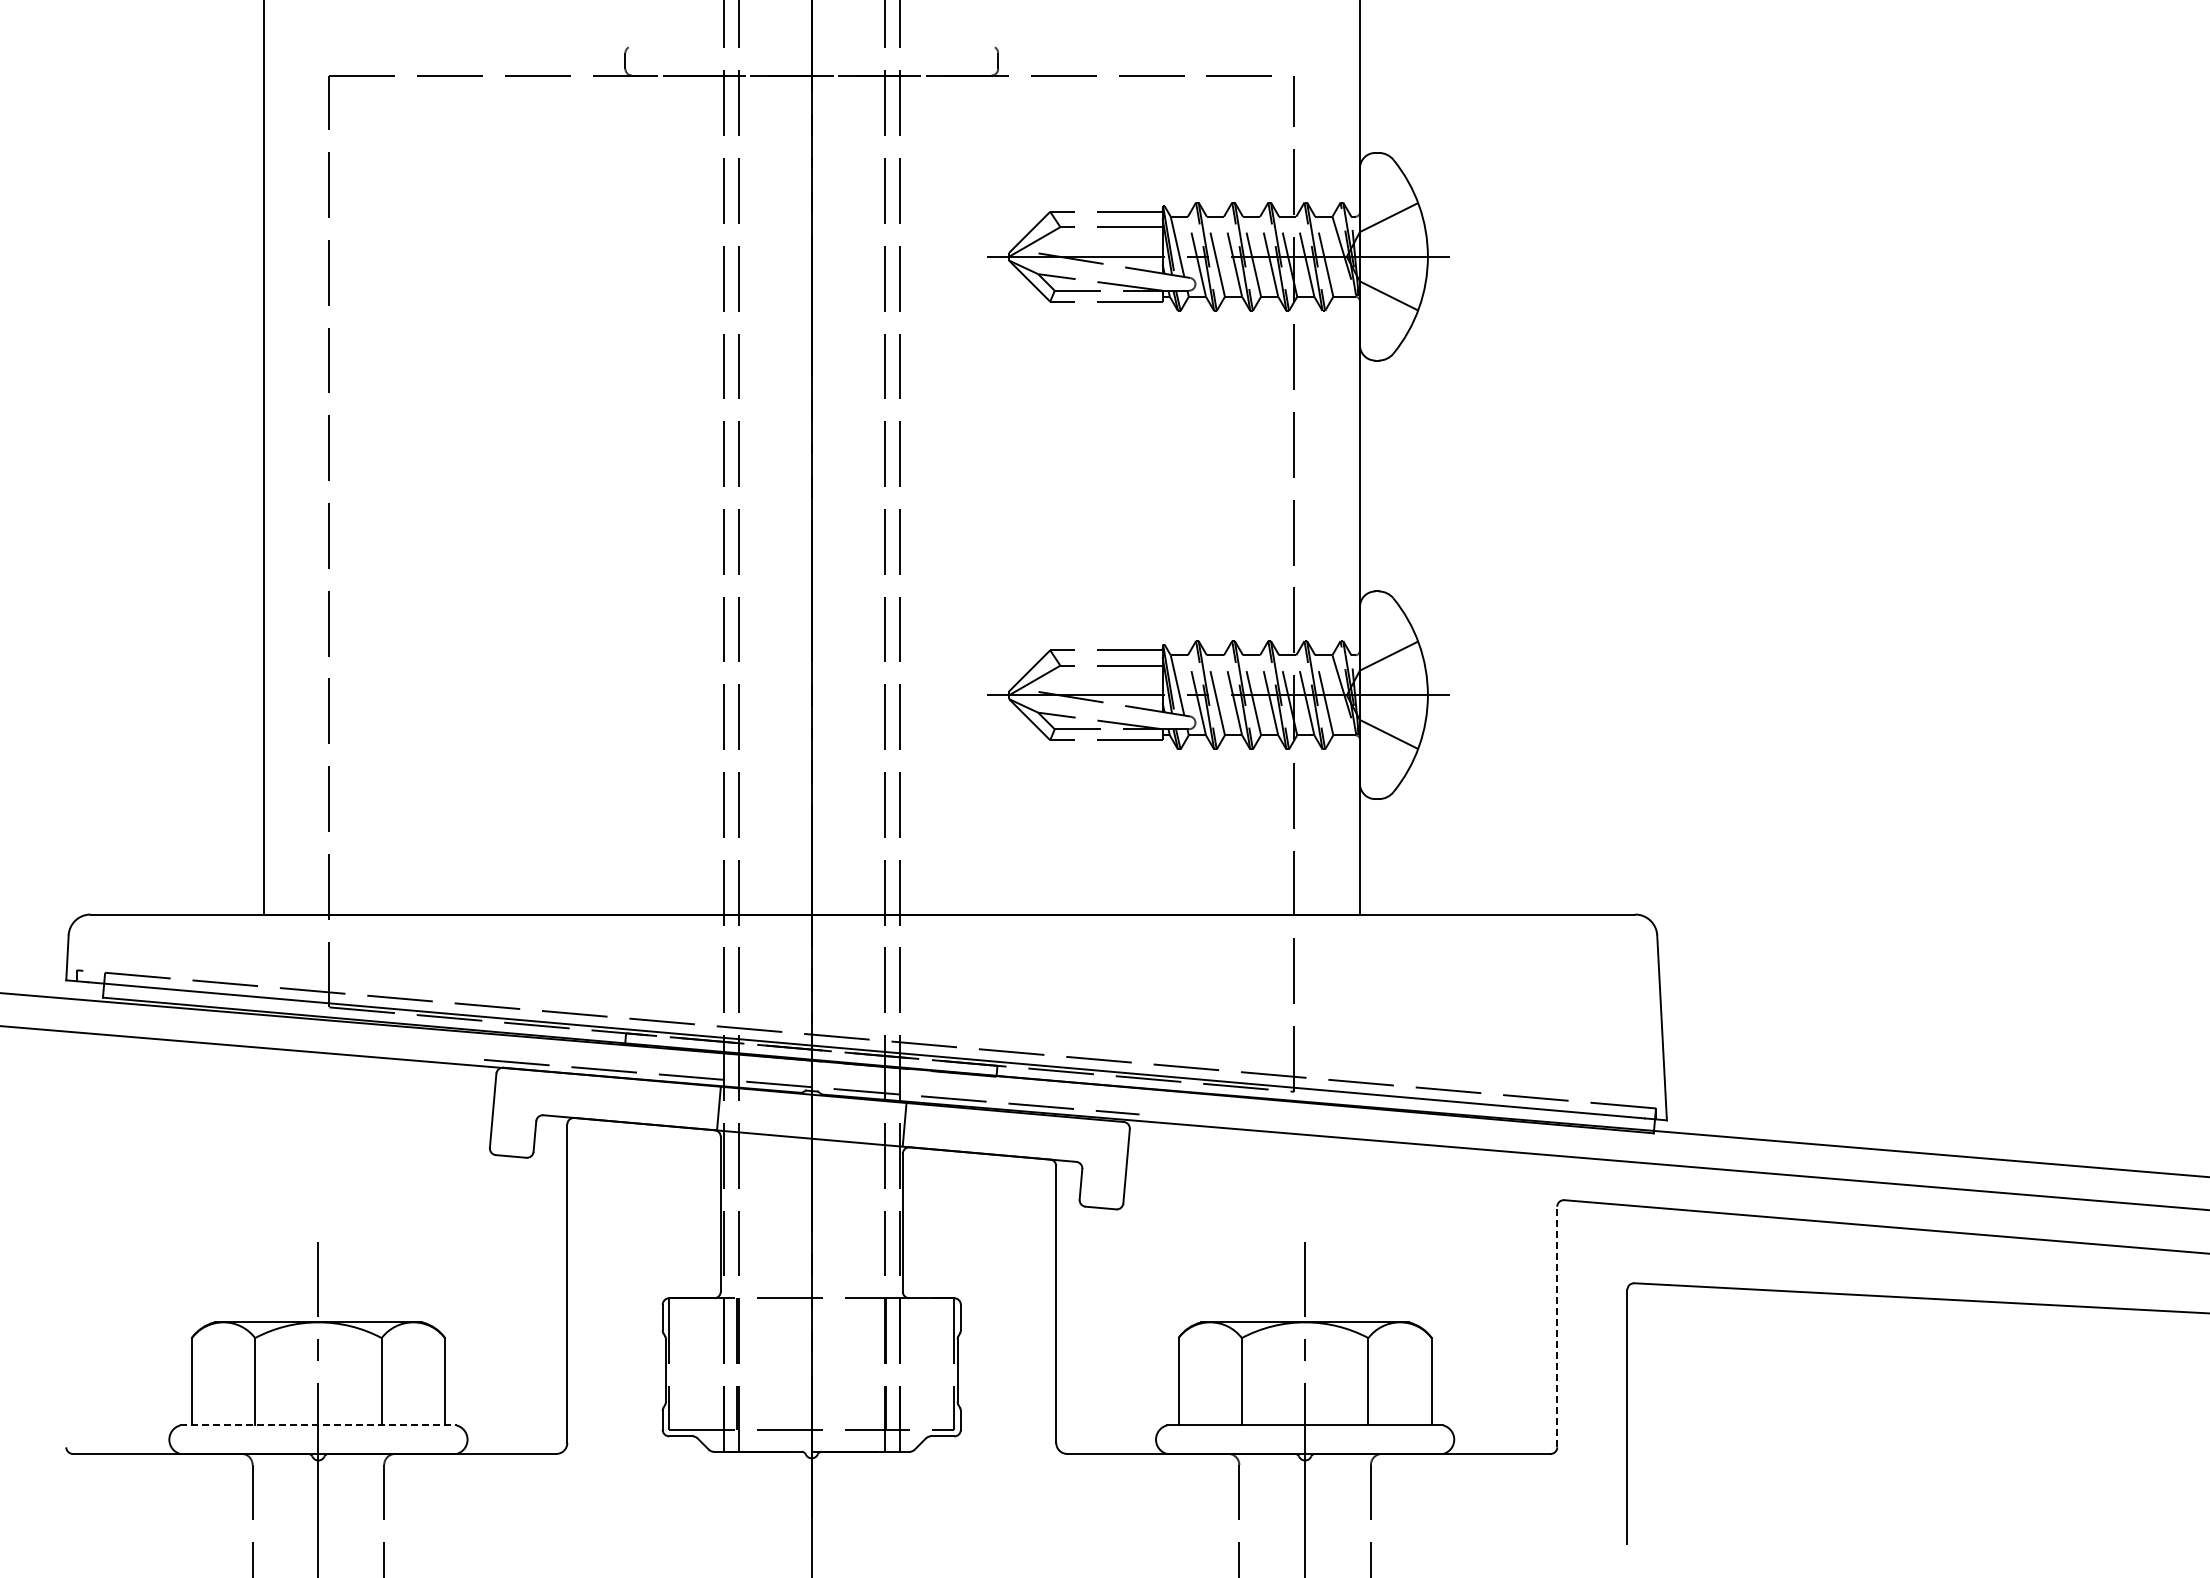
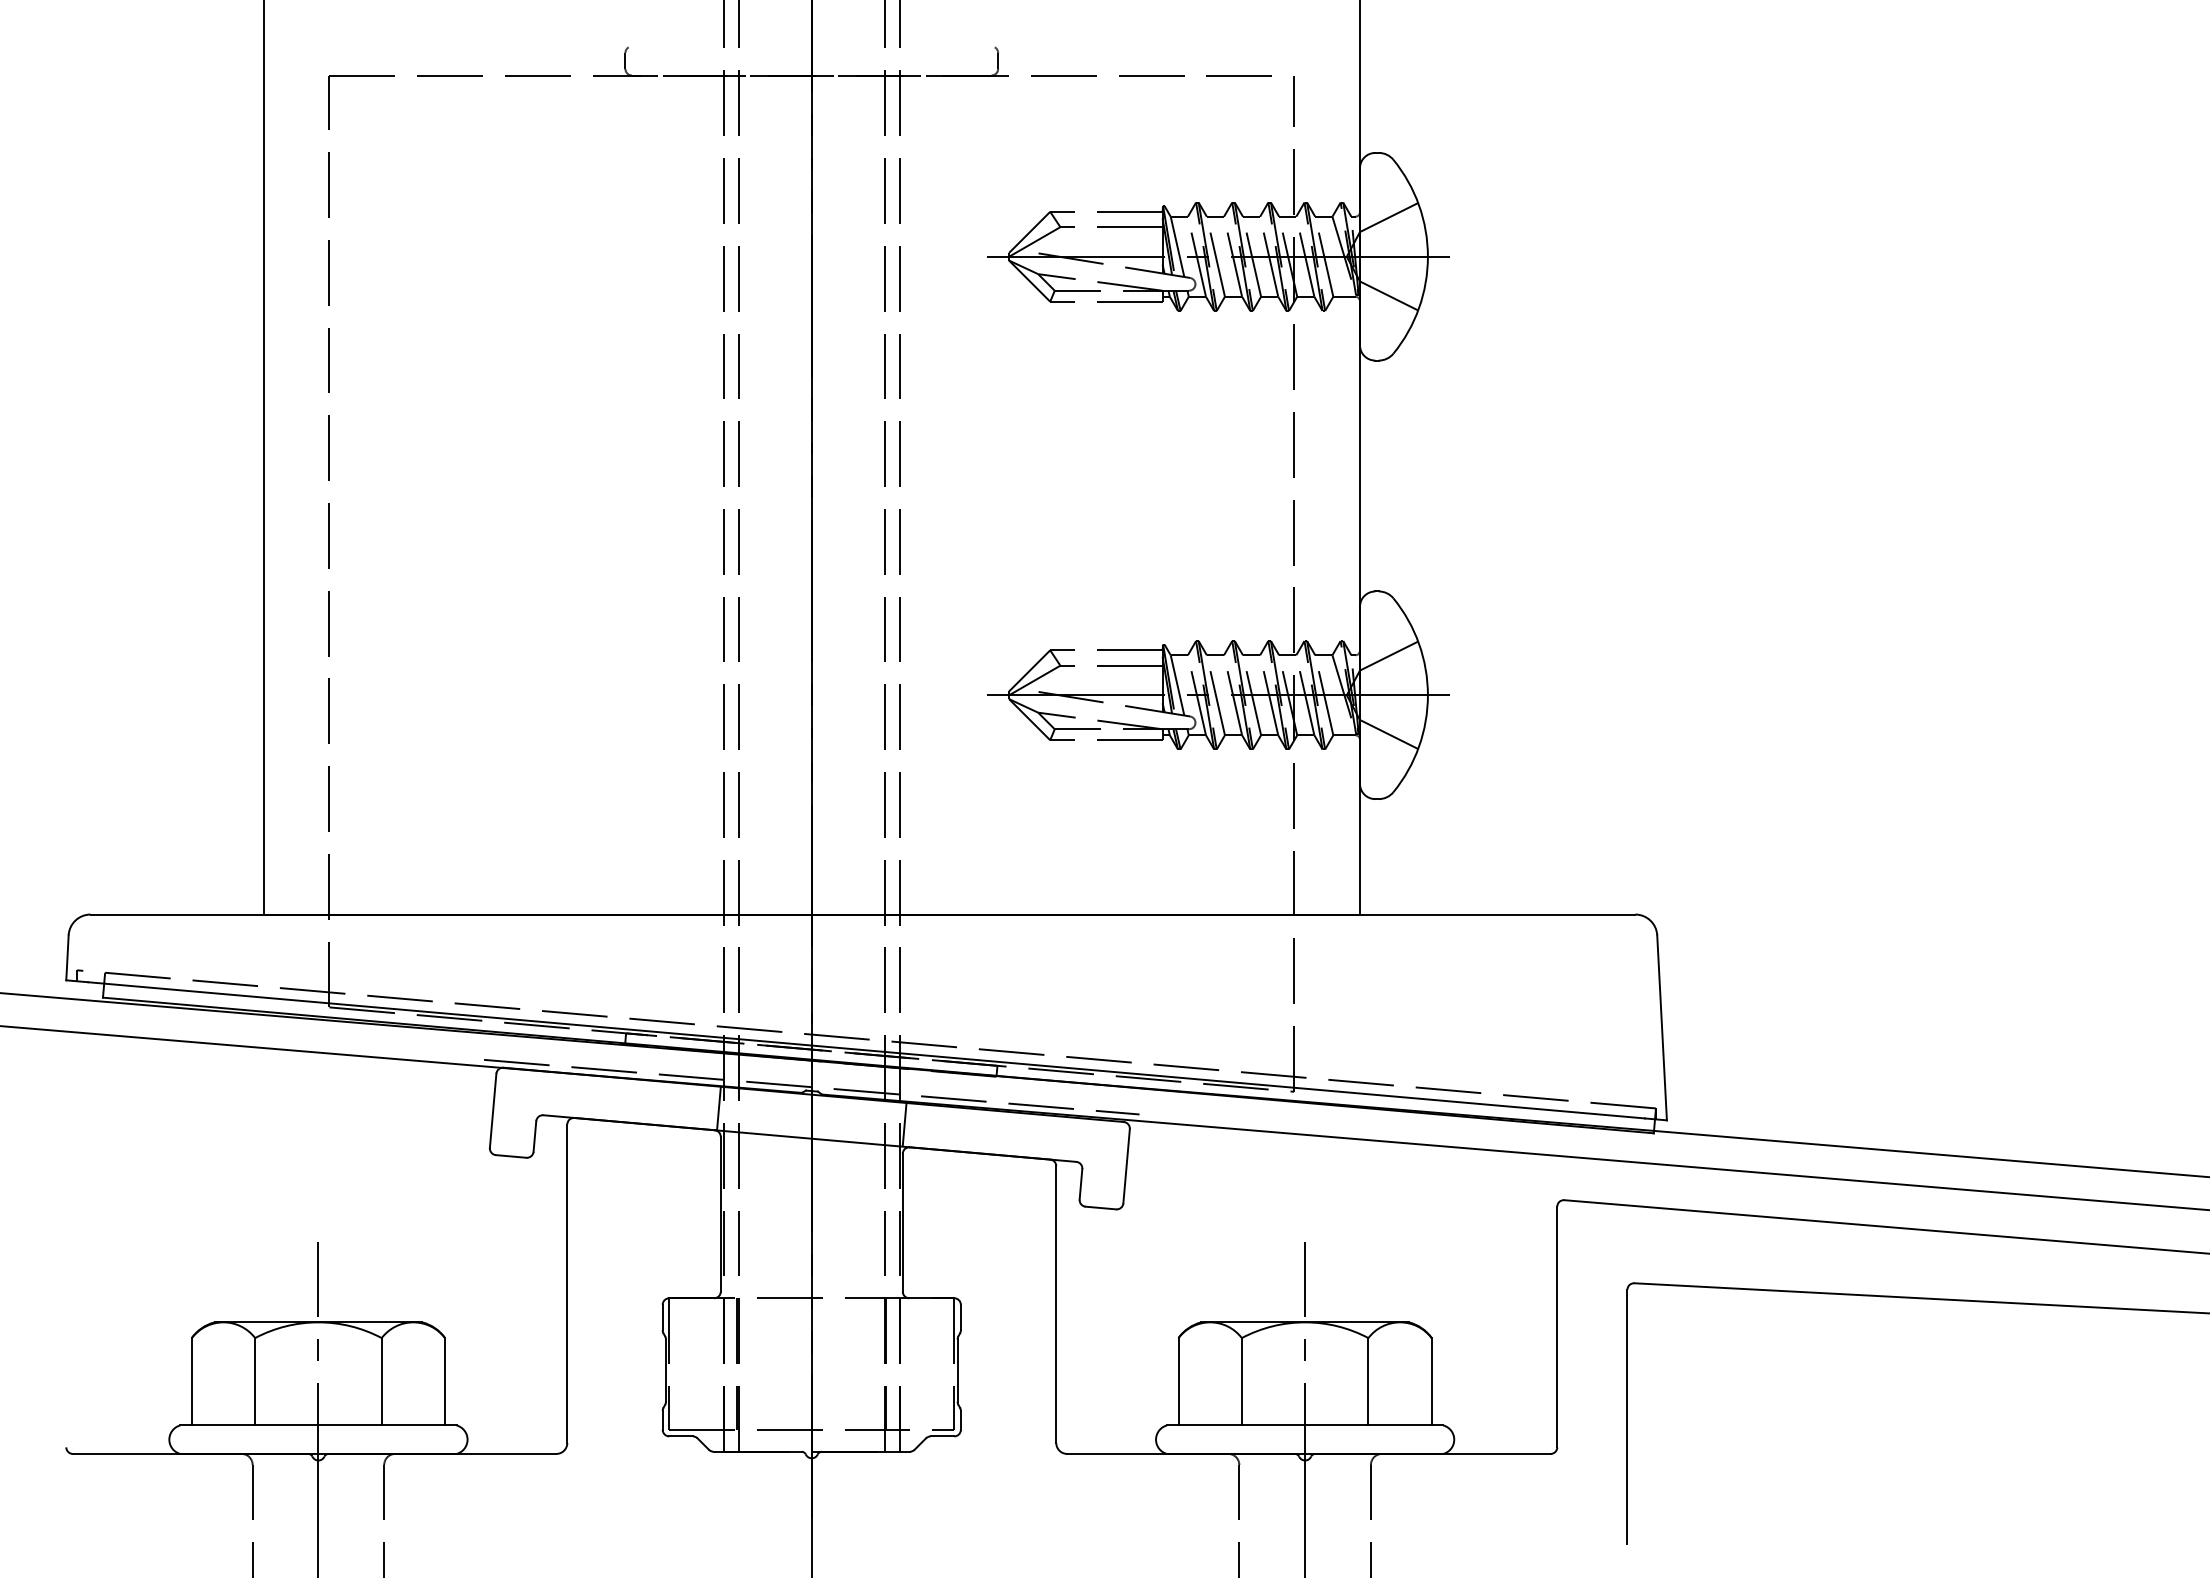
line: dashed -> solid (1557, 1326)
line: dashed -> solid (318, 1425)
